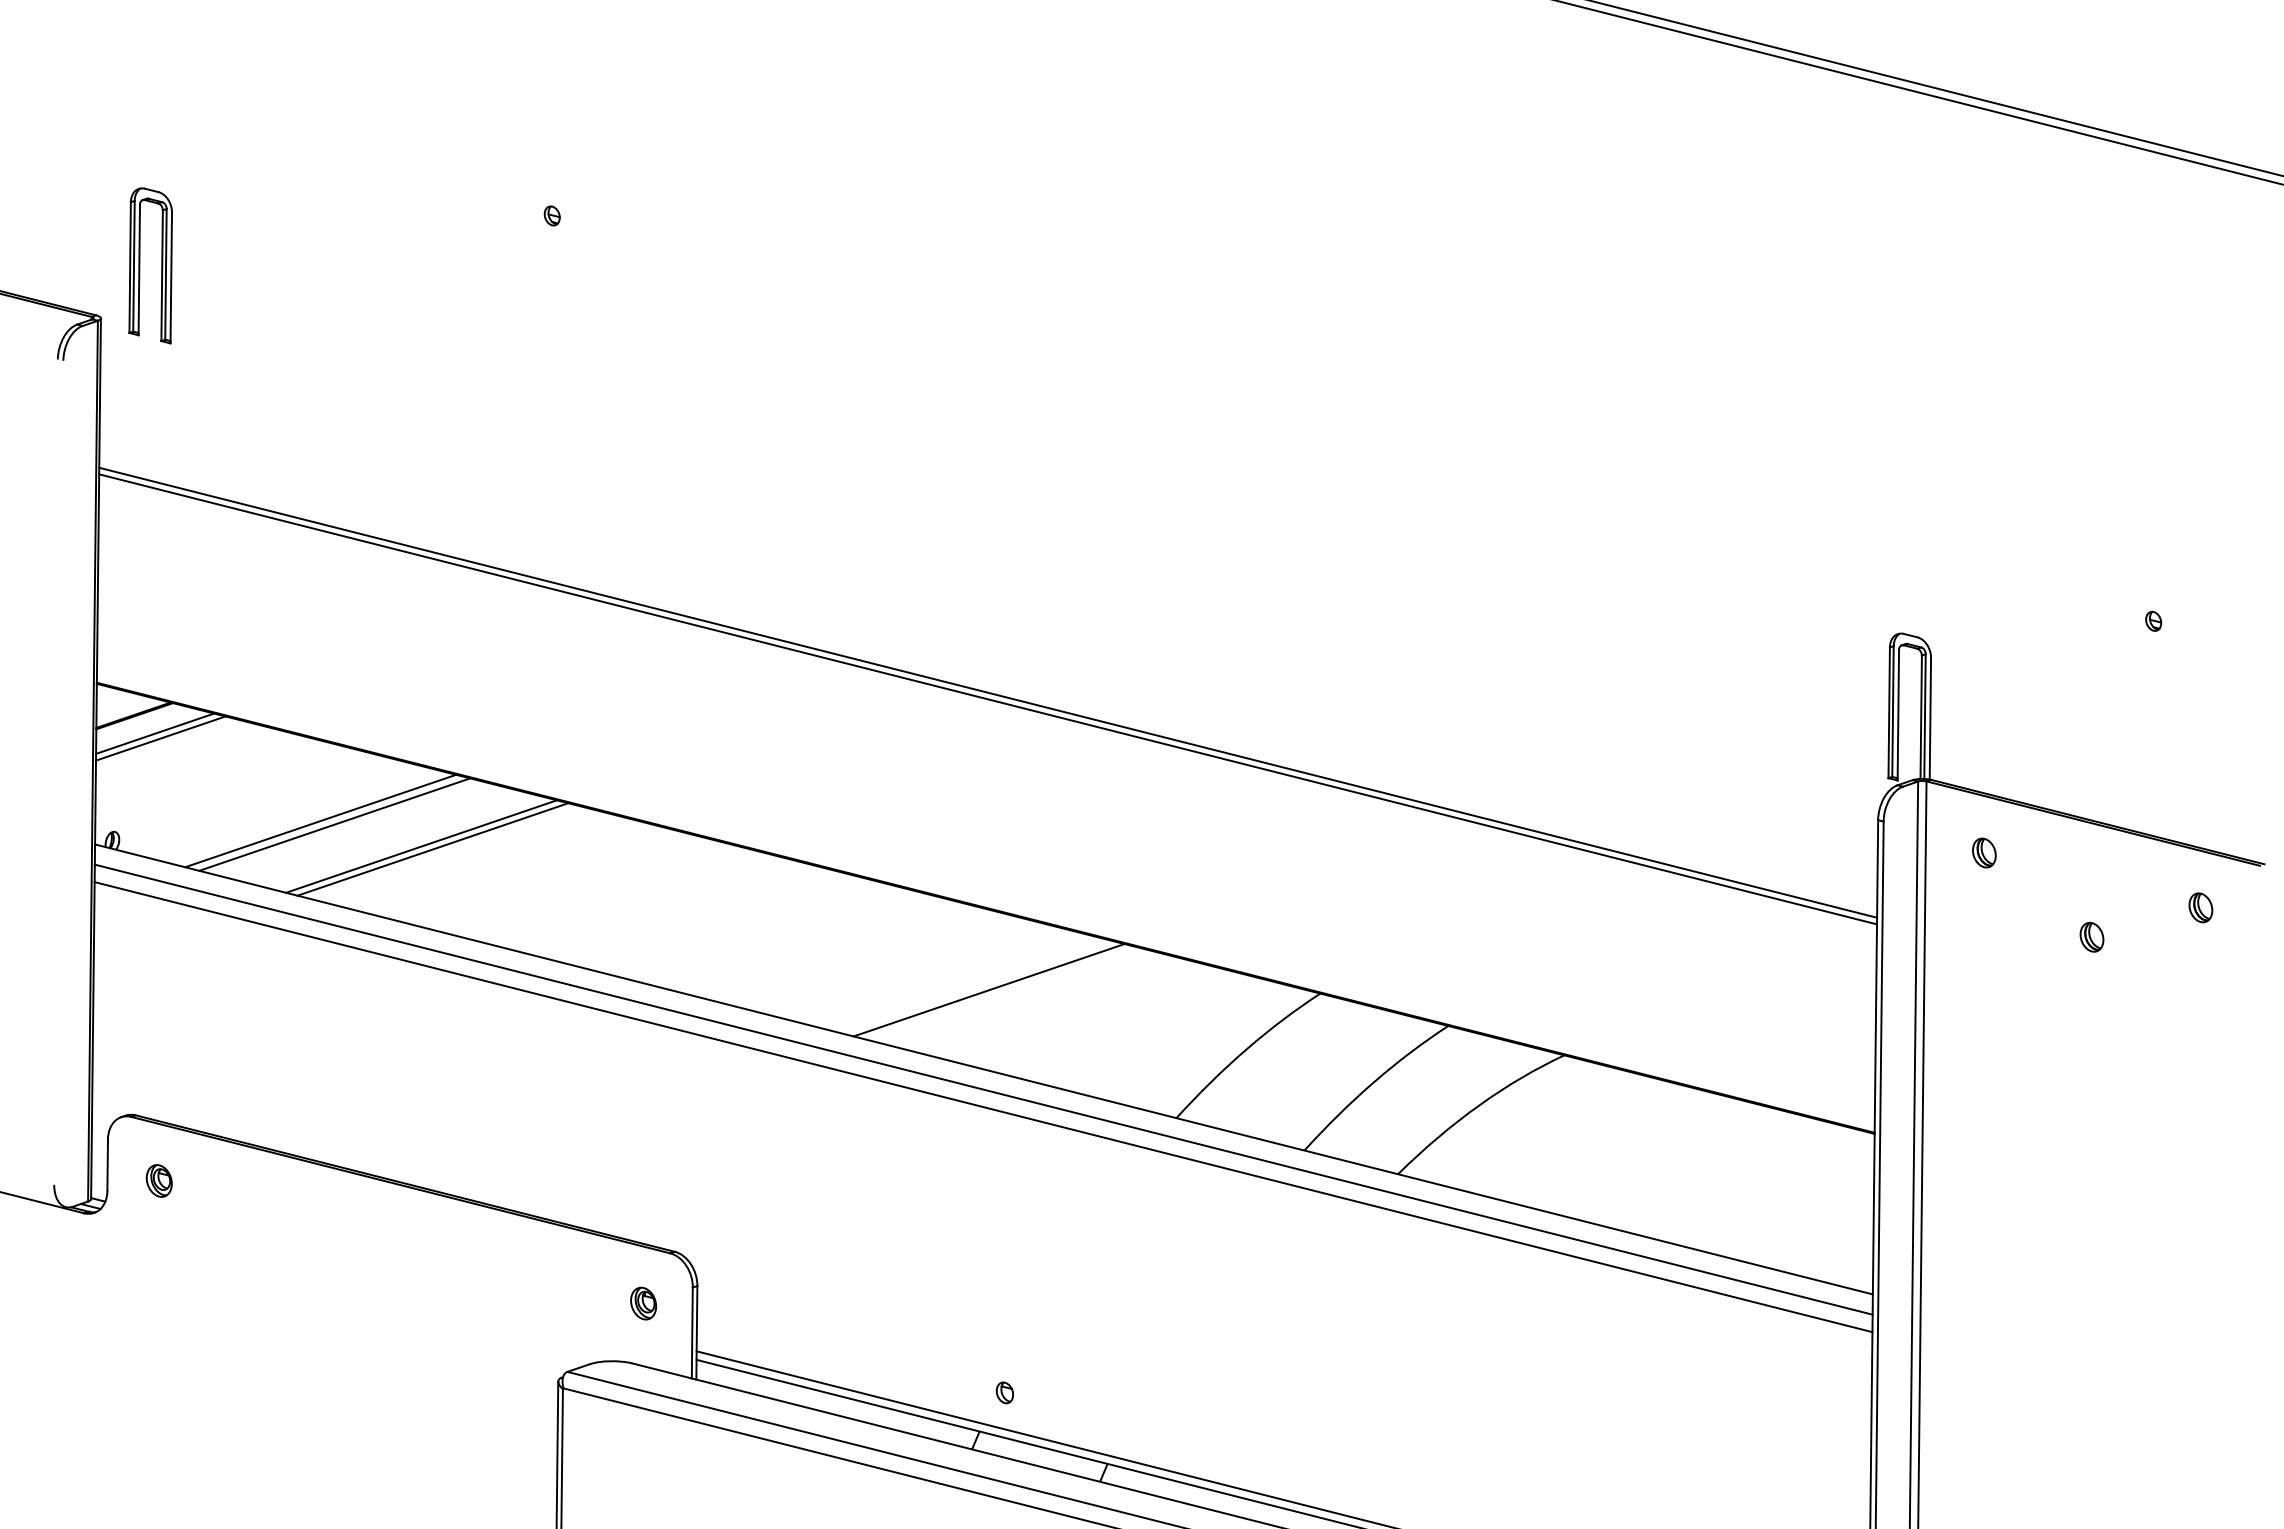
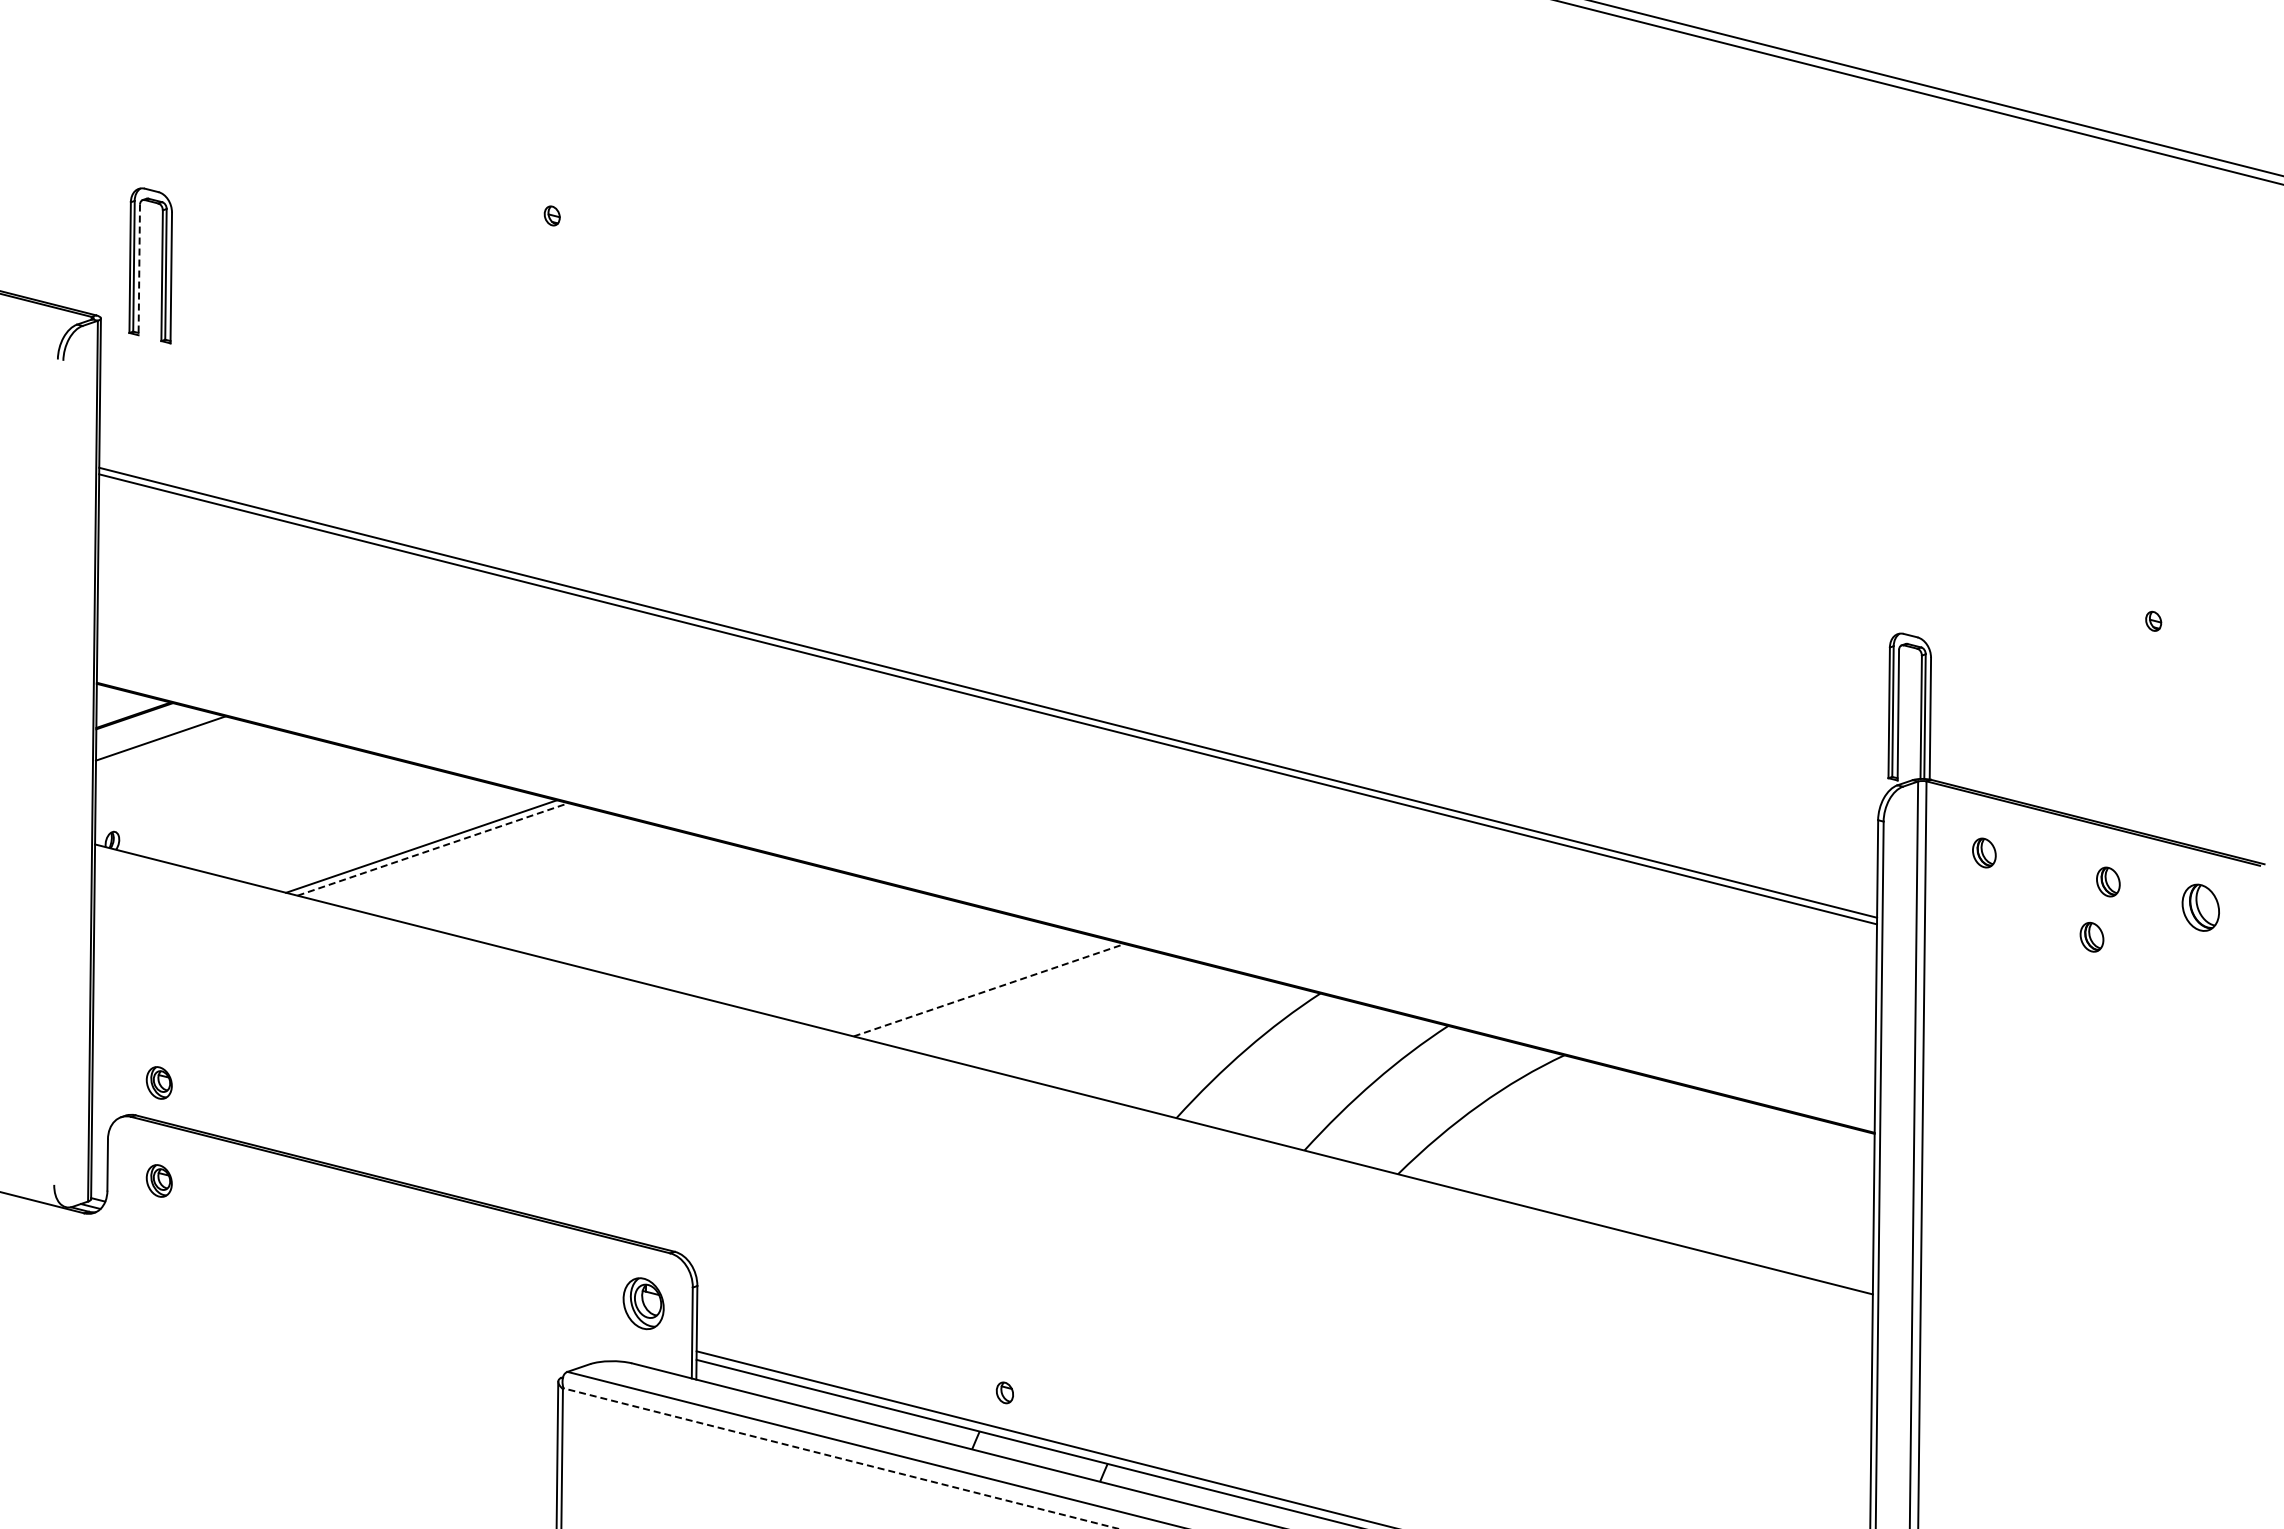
line: solid -> dashed (139, 270)
line: present -> none (155, 733)
line: present -> none (320, 820)
line: present -> none (334, 824)
line: solid -> dashed (433, 849)
part: none -> present (2108, 881)
part size: 26x32 px -> 39x49 px (2200, 907)
line: solid -> dashed (989, 990)
part: none -> present (158, 1082)
line: present -> none (983, 1089)
line: present -> none (983, 1107)
part size: 27x35 px -> 43x54 px (643, 1303)
line: solid -> dashed (840, 1458)
